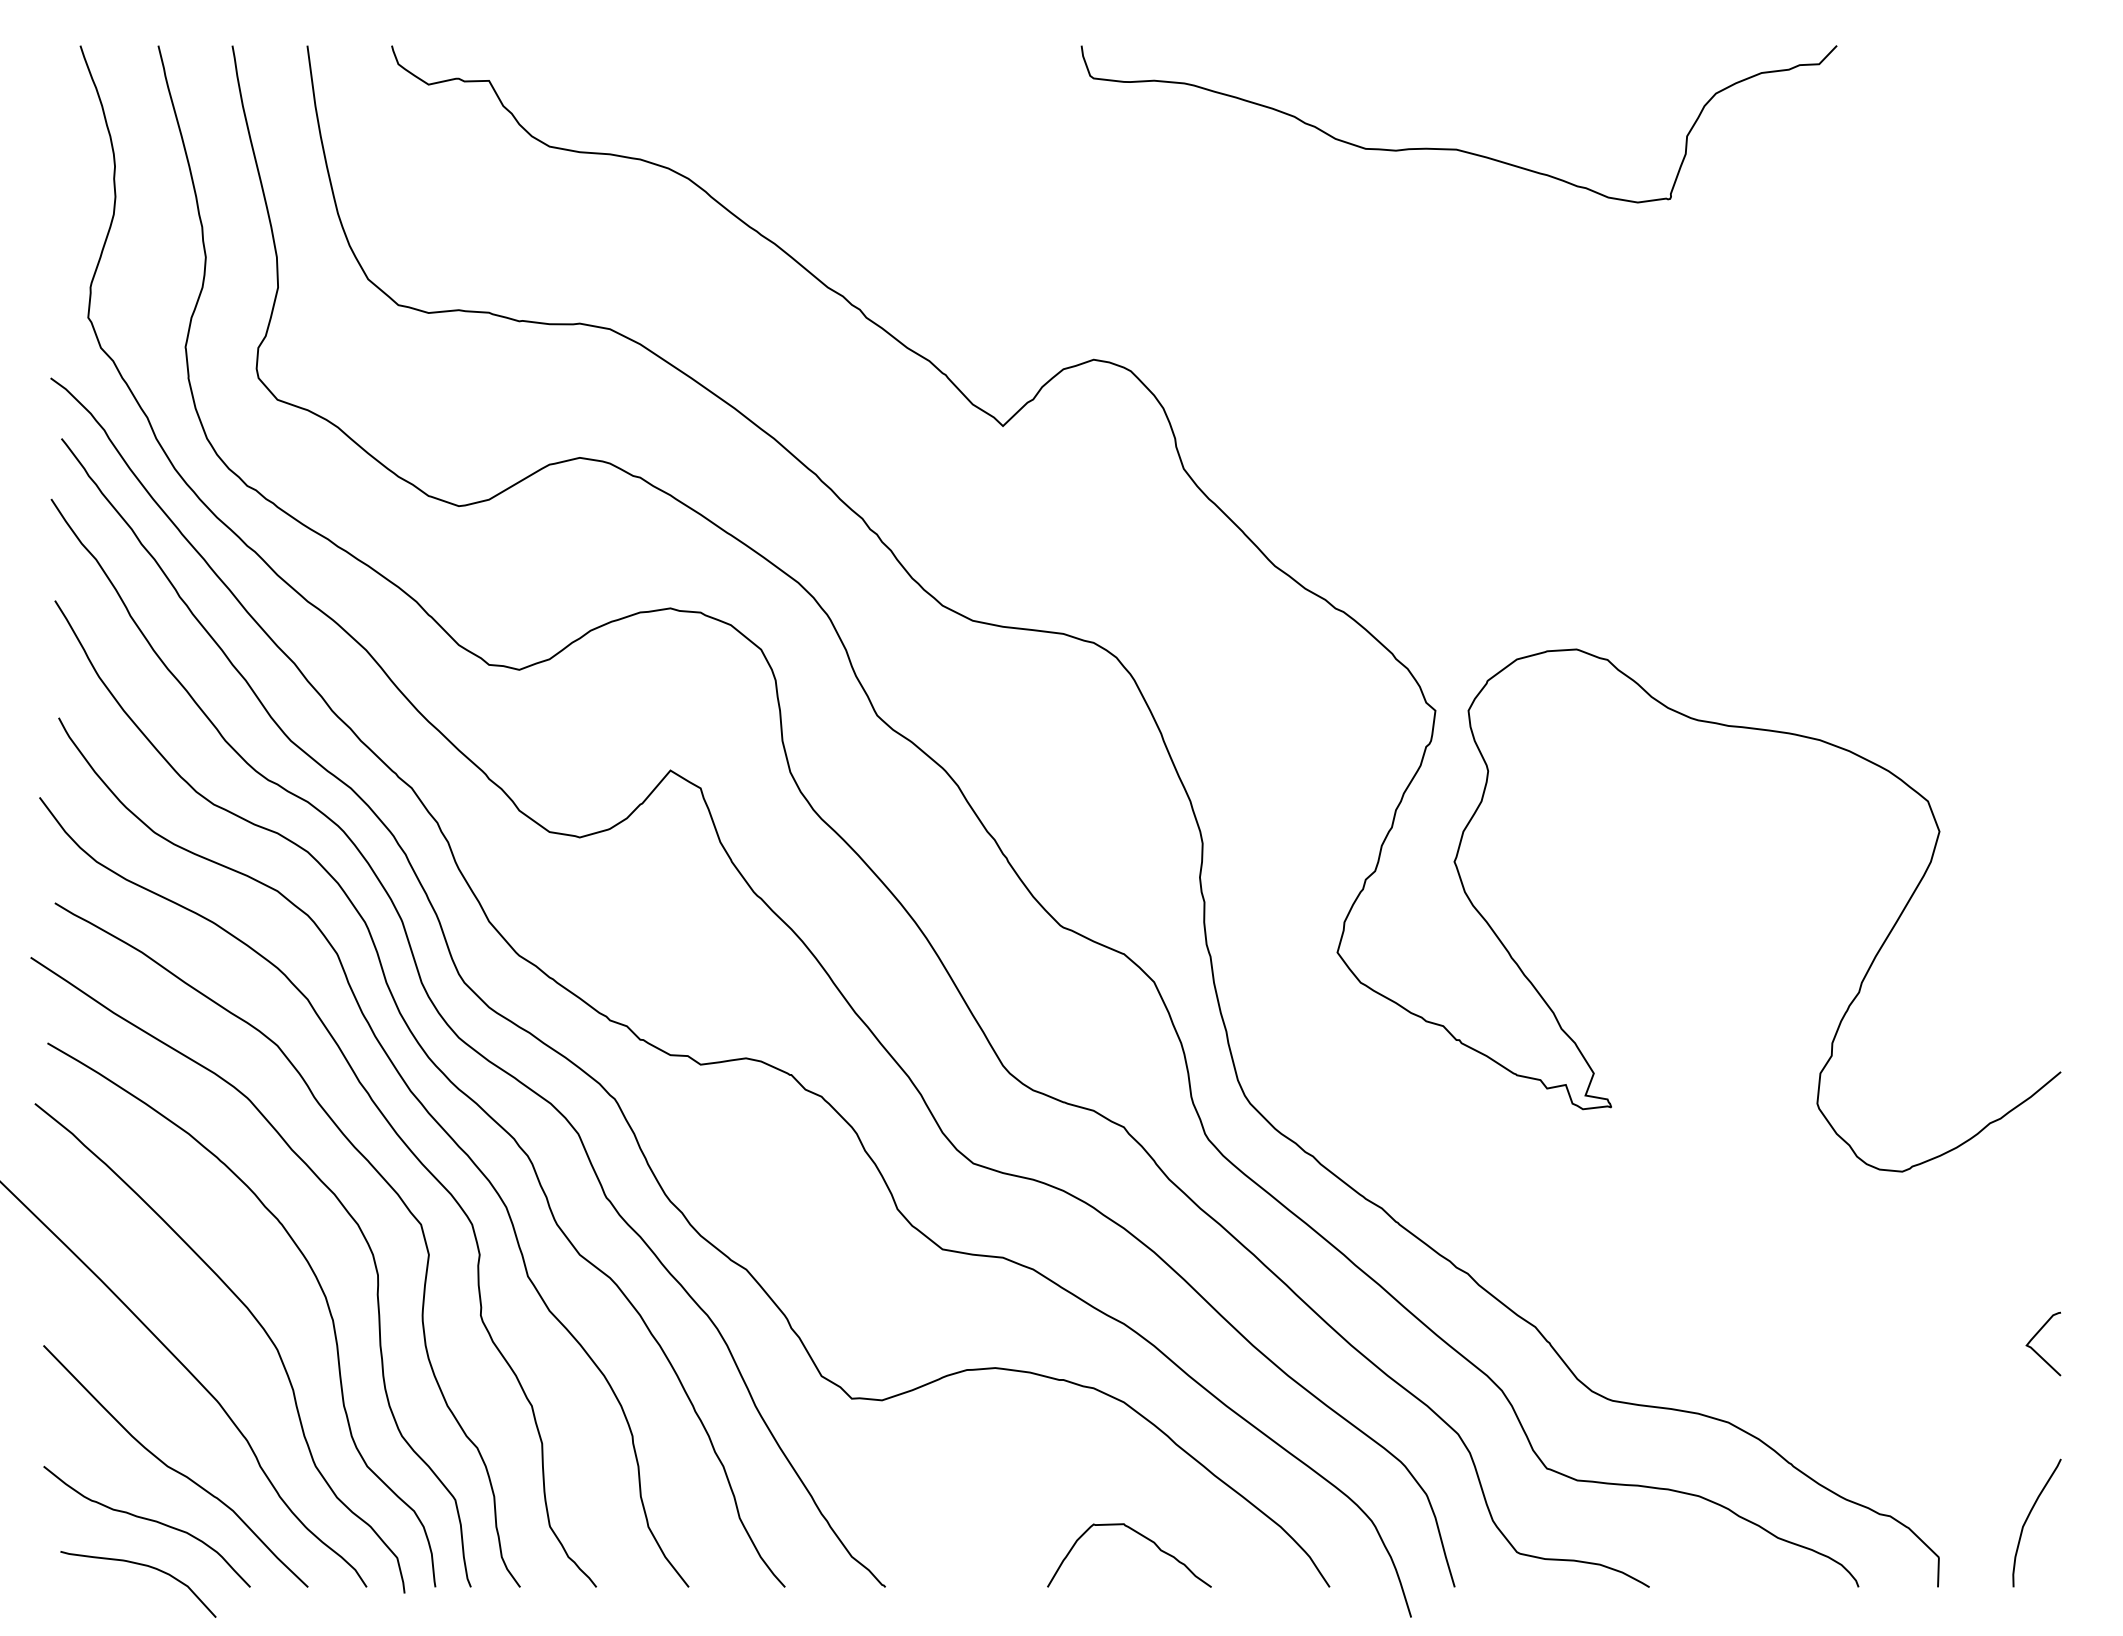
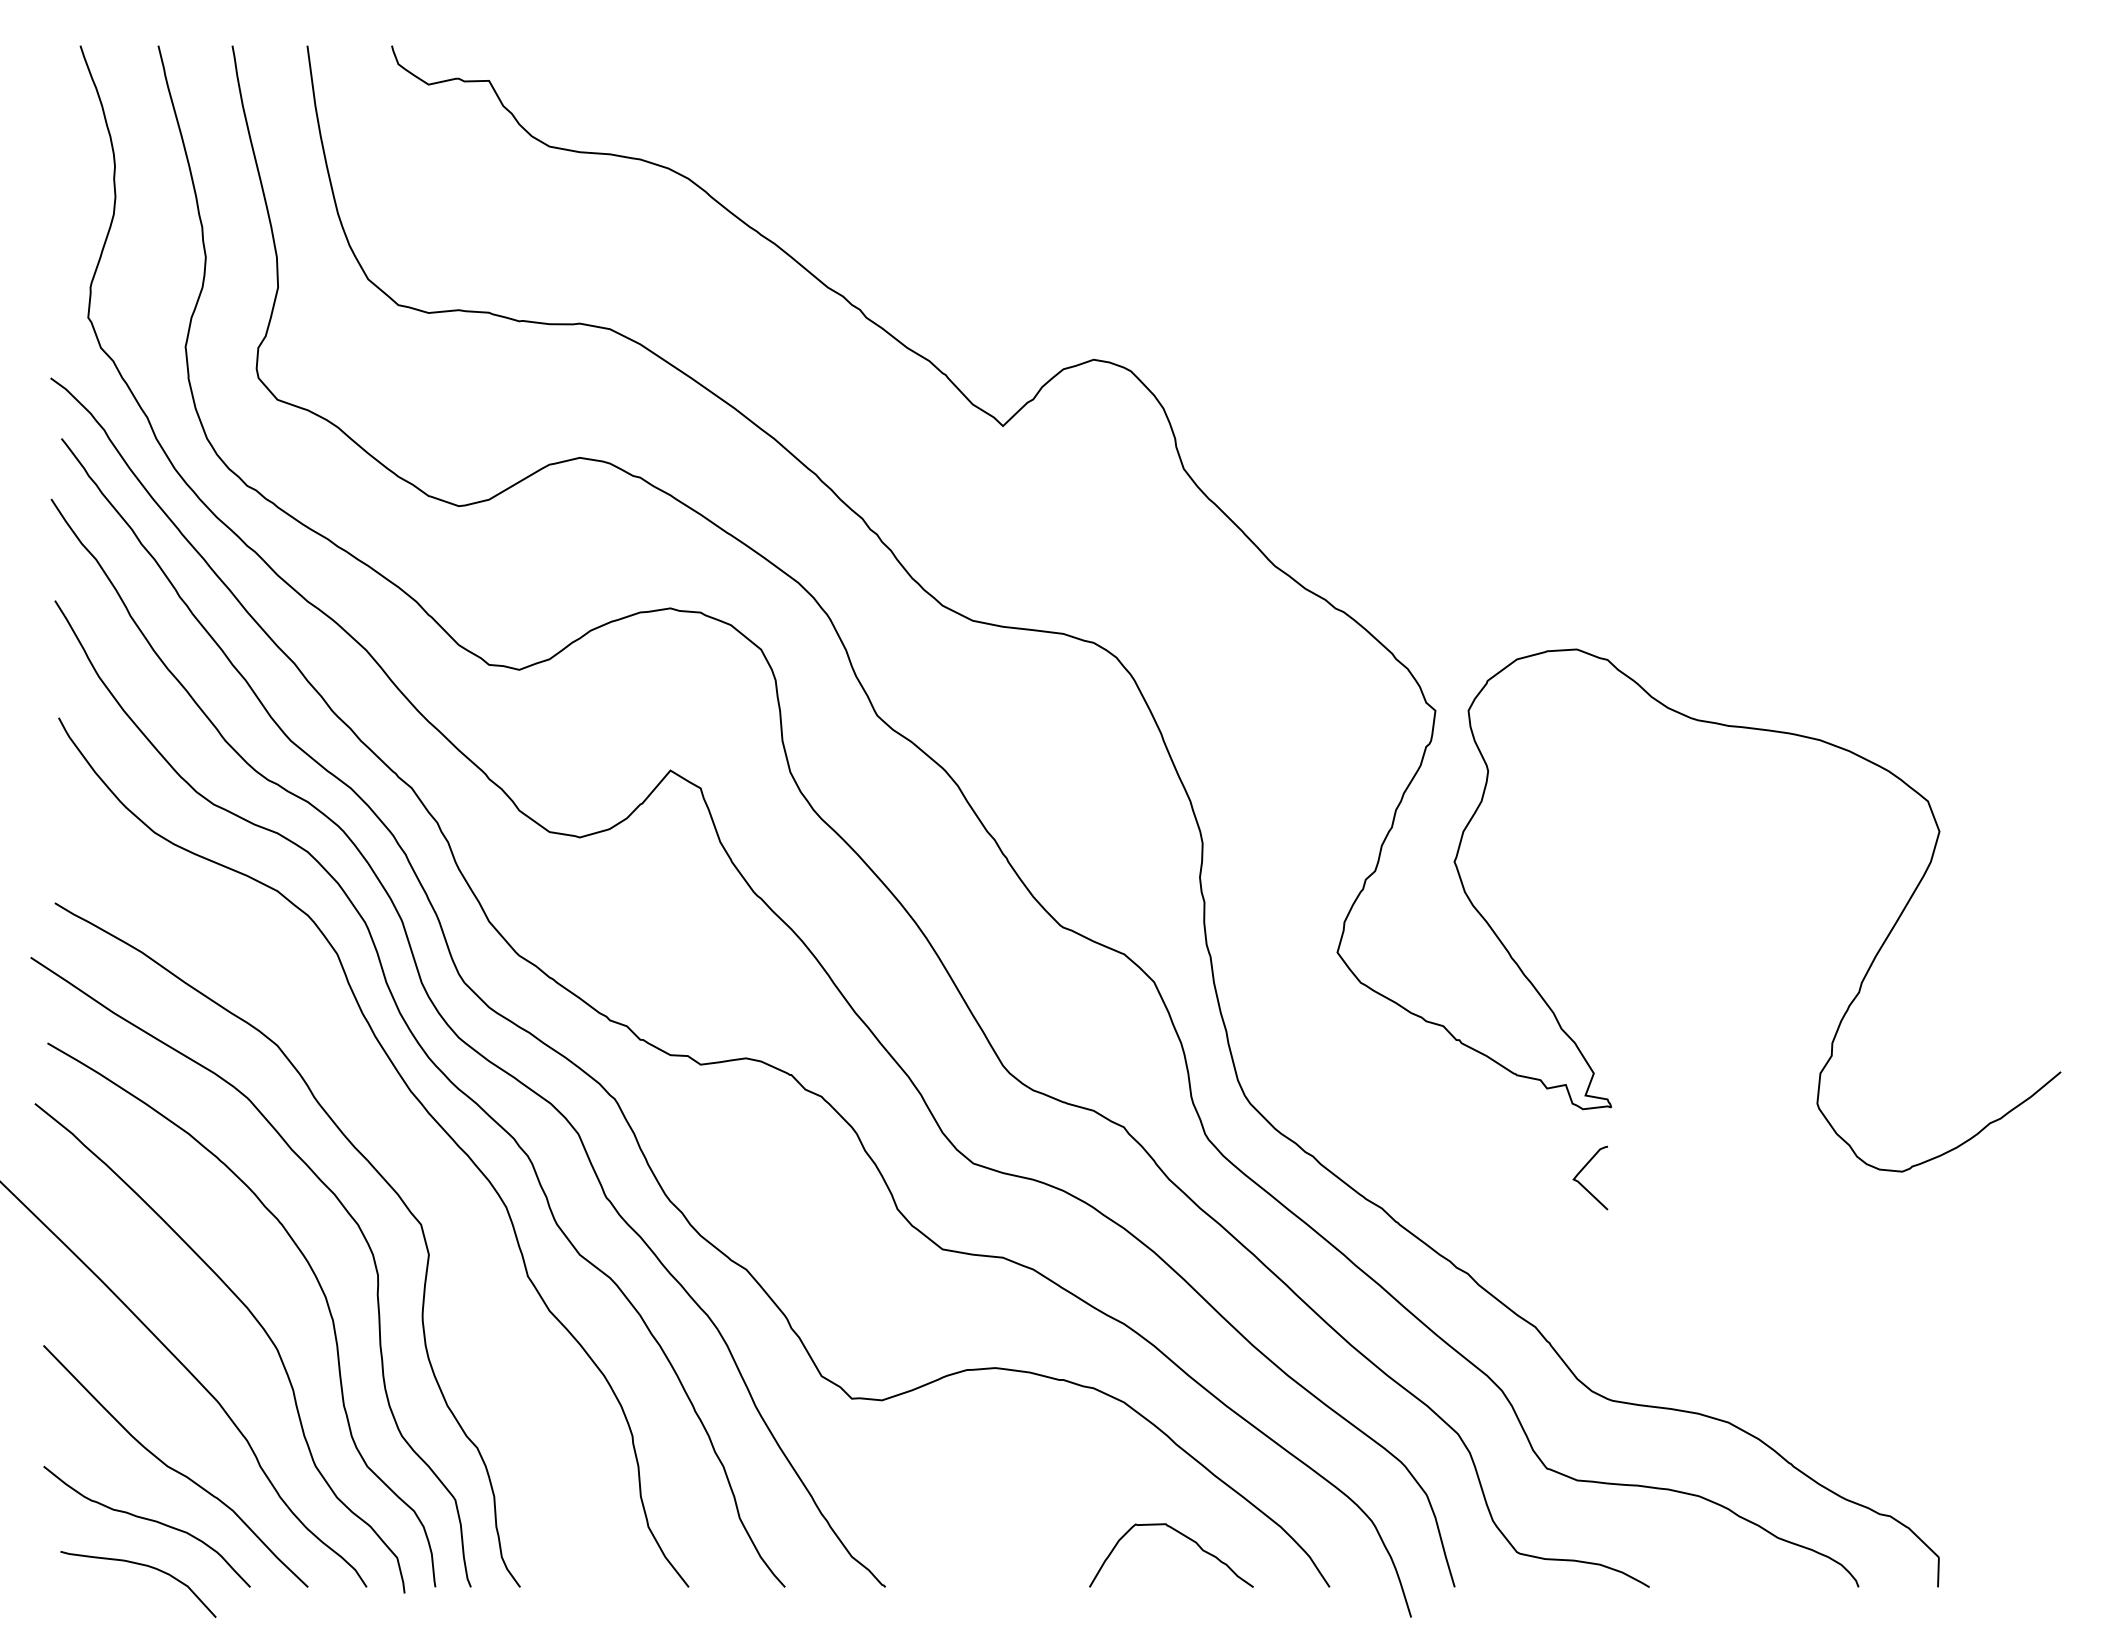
curve: present -> none (1456, 148)
curve: present -> none (394, 1132)
curve position: (2036, 1335) -> (1583, 1169) (1583, 1169)
curve: present -> none (2028, 1518)
curve position: (1143, 1537) -> (1185, 1537) (1185, 1537)
